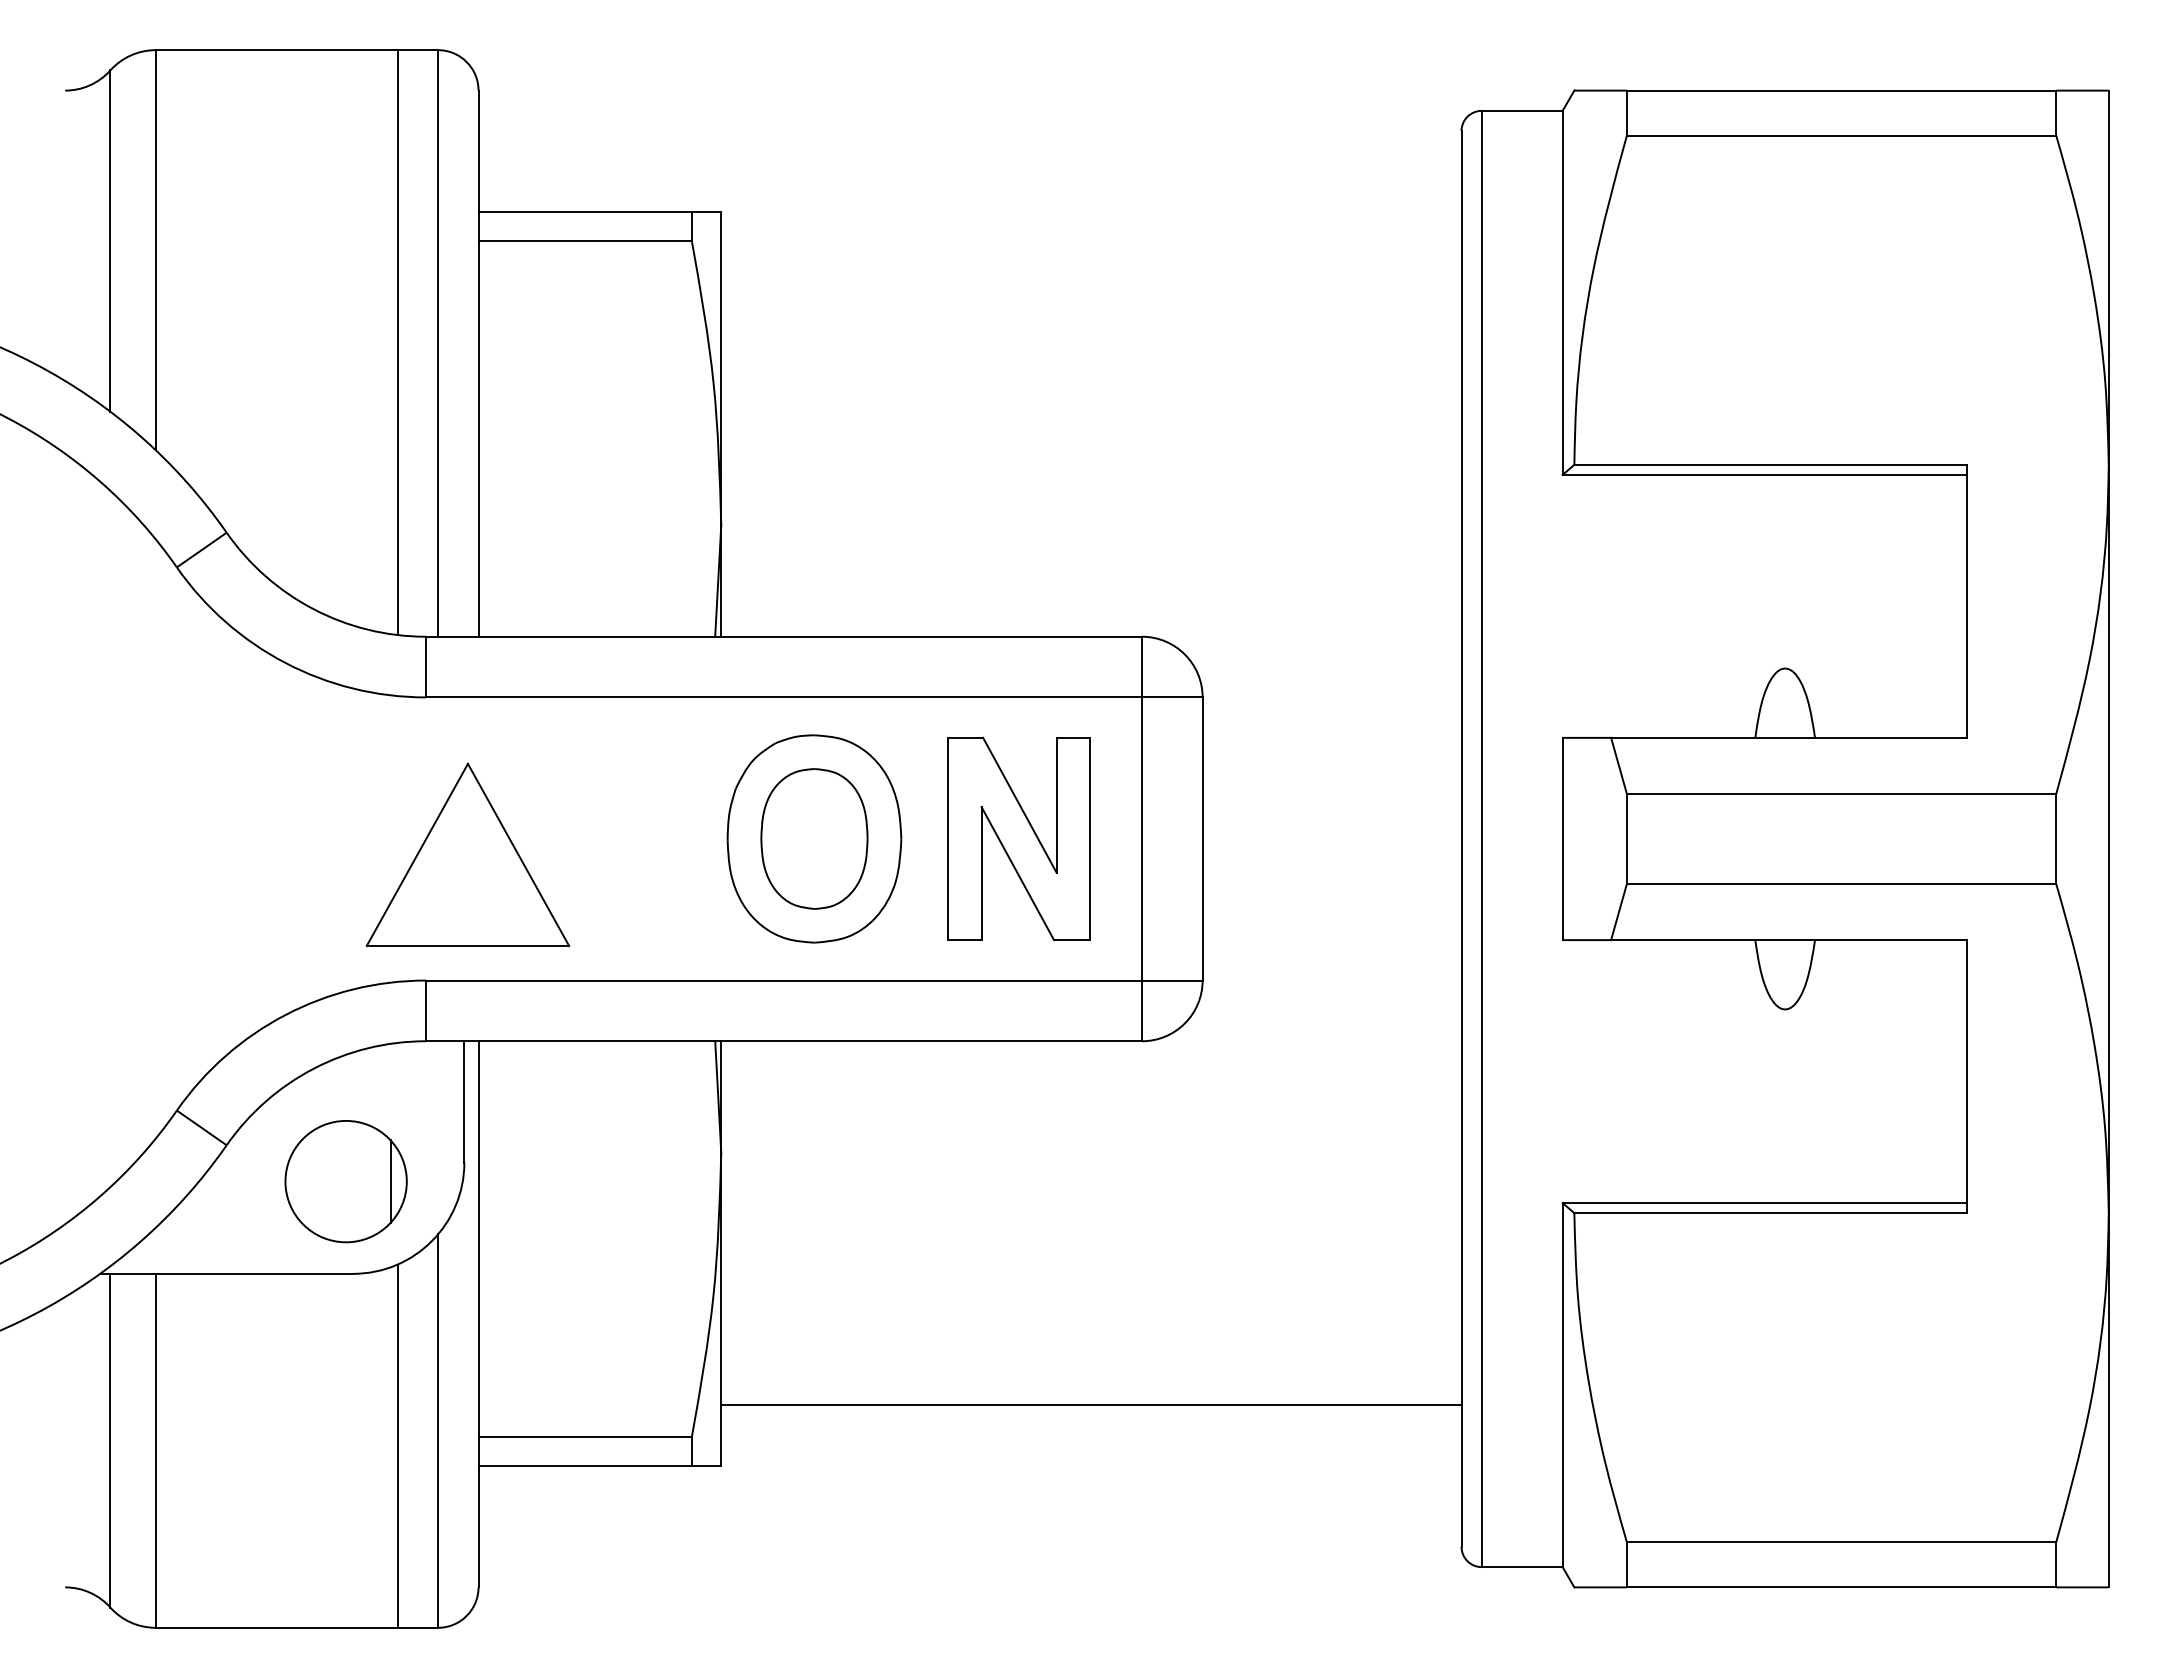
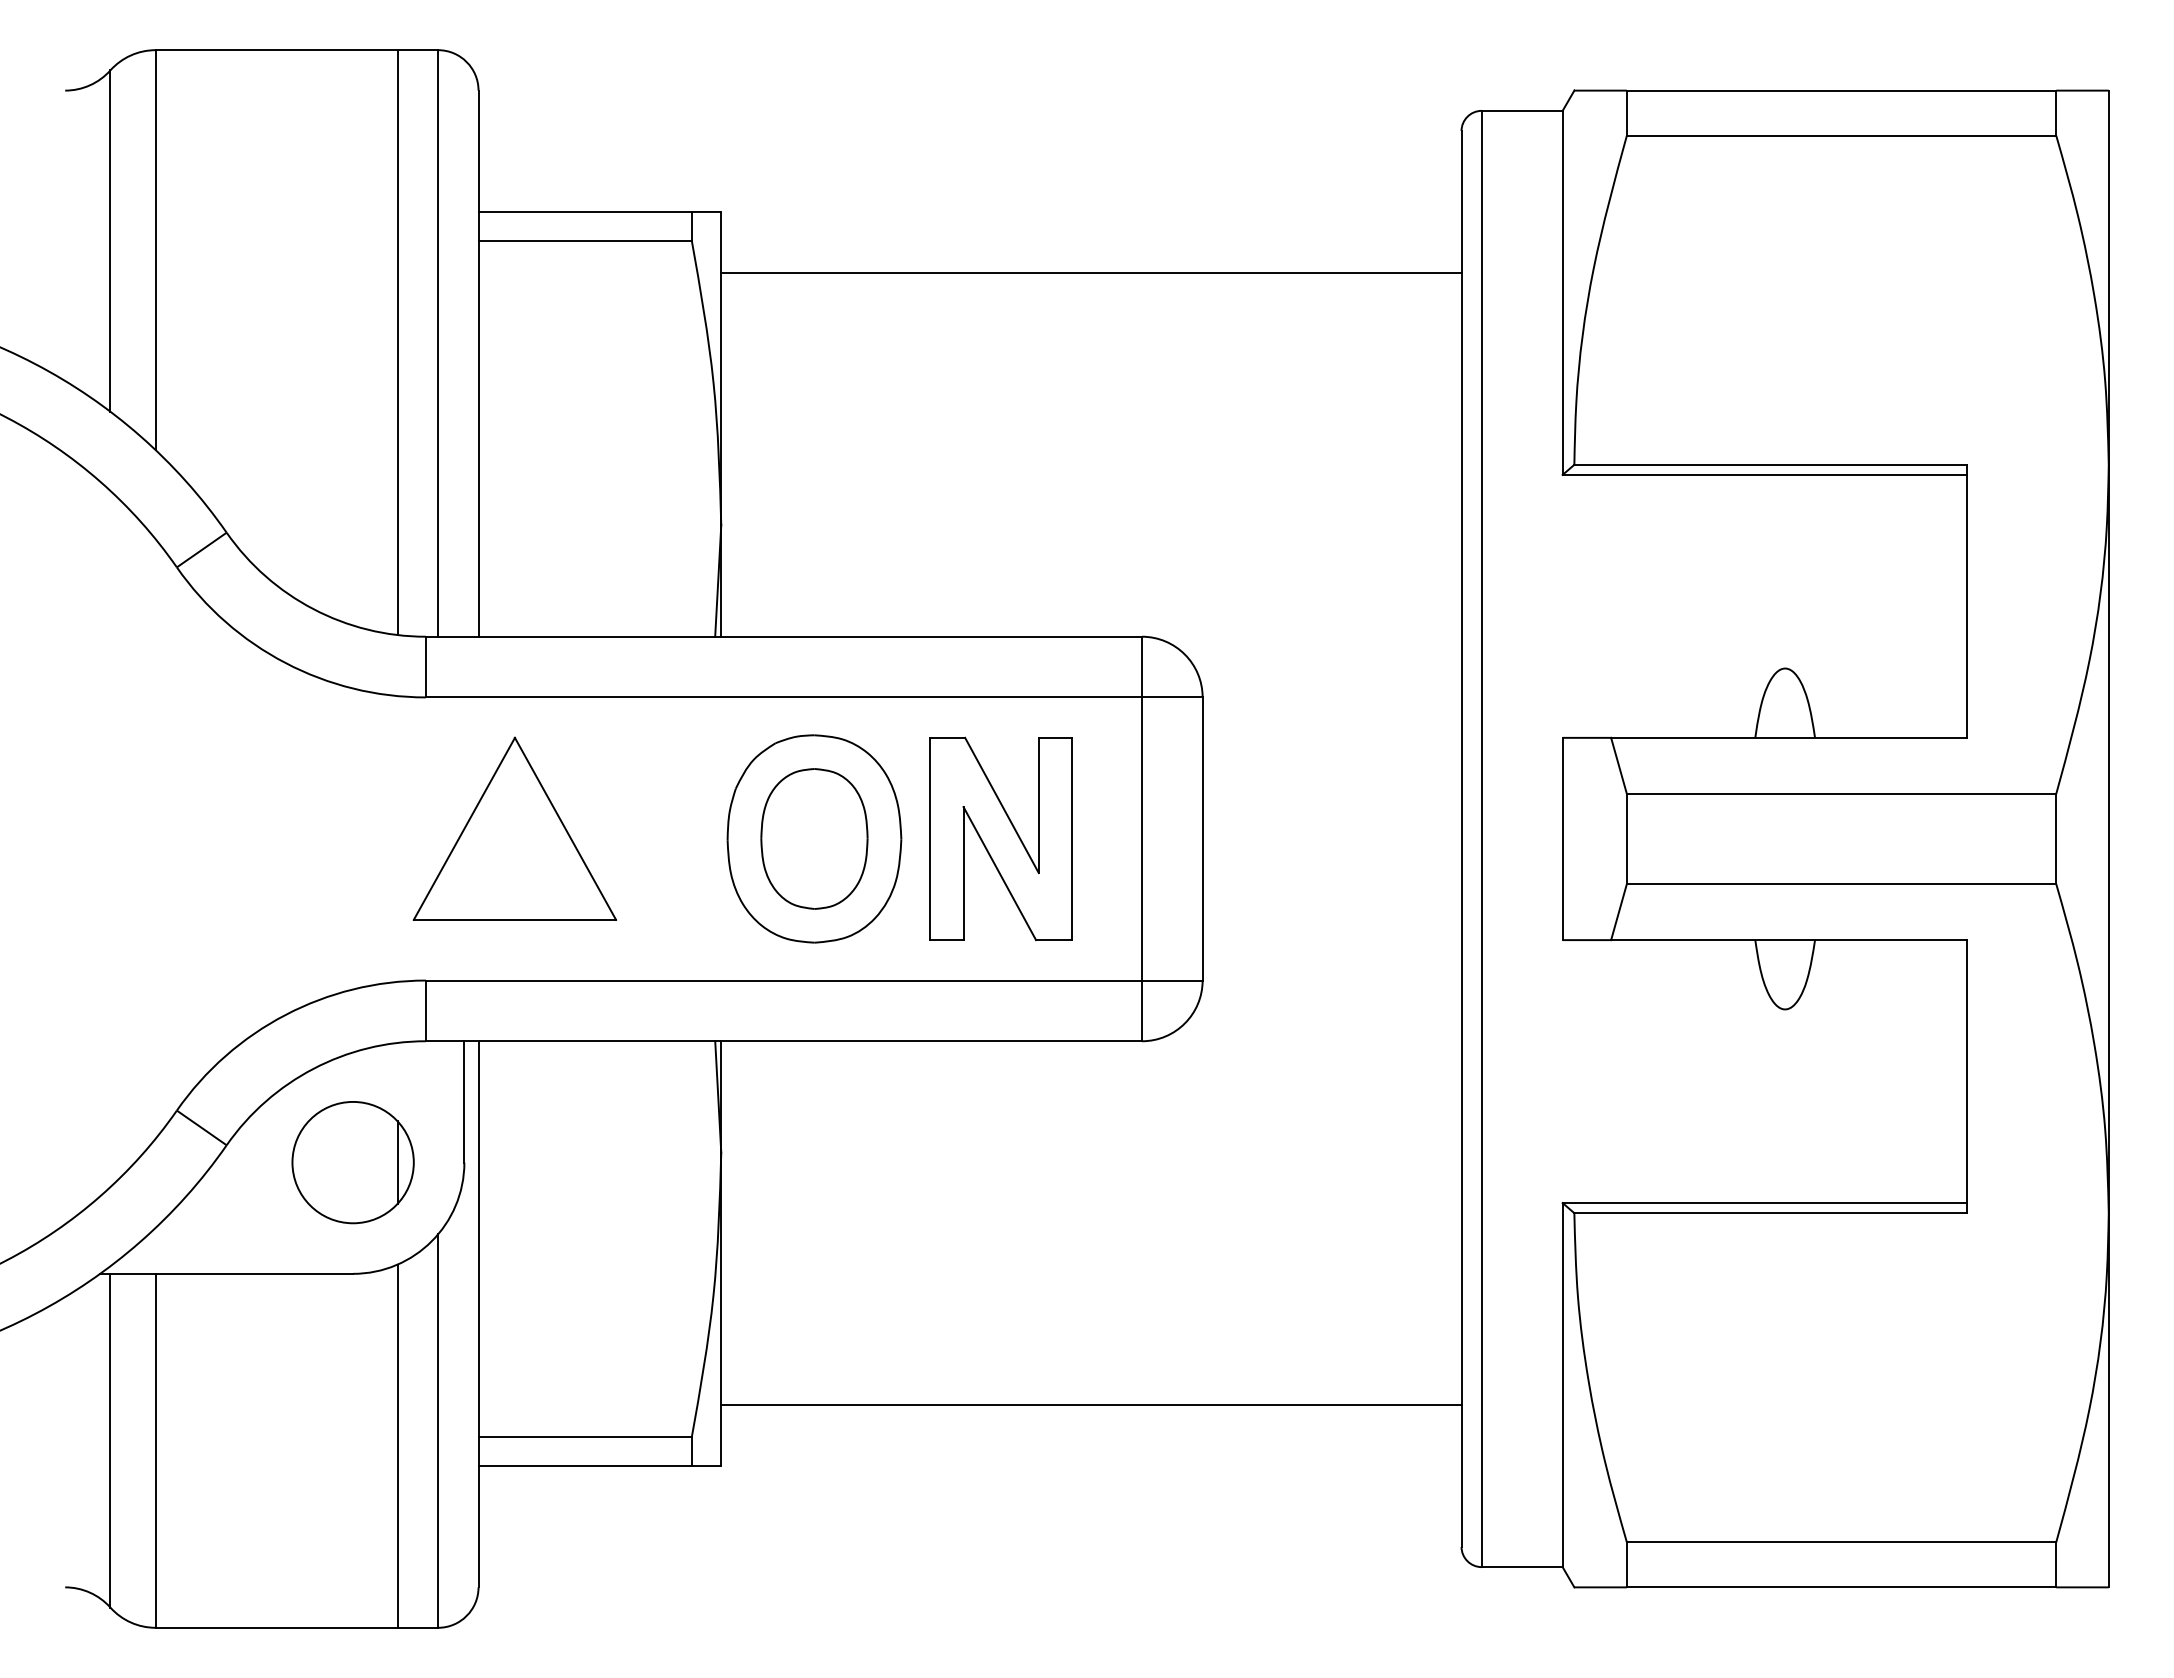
line: none -> present (1091, 272)
part position: (1018, 838) -> (1000, 838) (1000, 838)
part position: (467, 854) -> (514, 828) (514, 828)
part position: (345, 1181) -> (352, 1162) (352, 1162)
